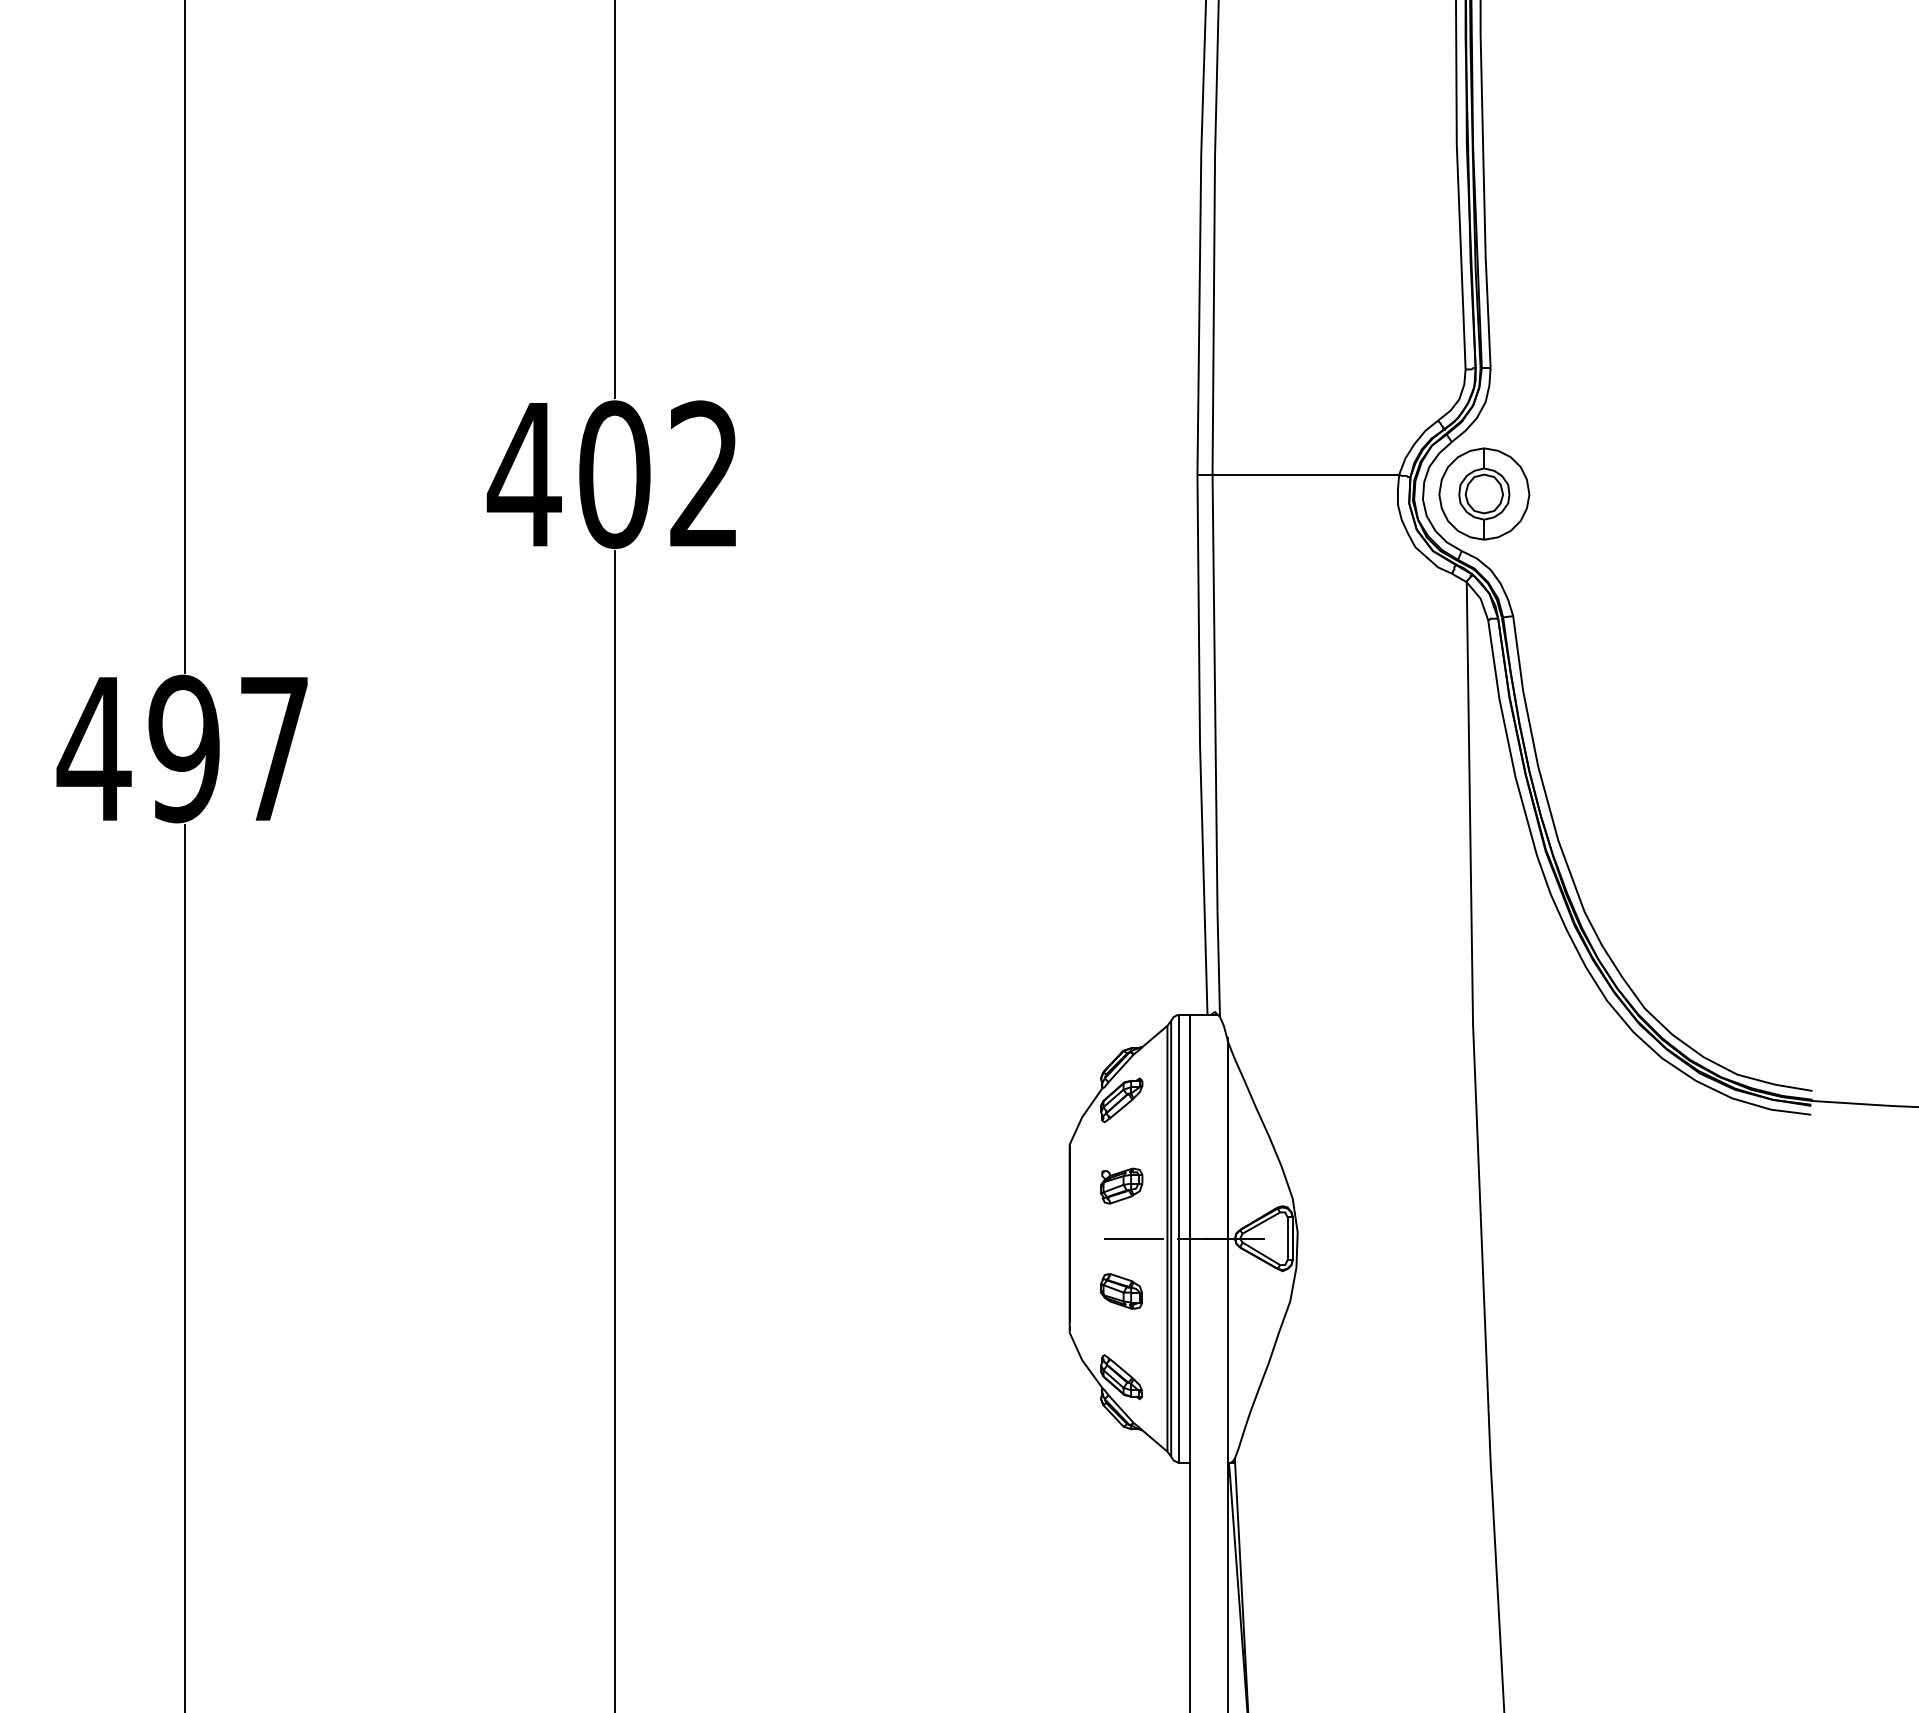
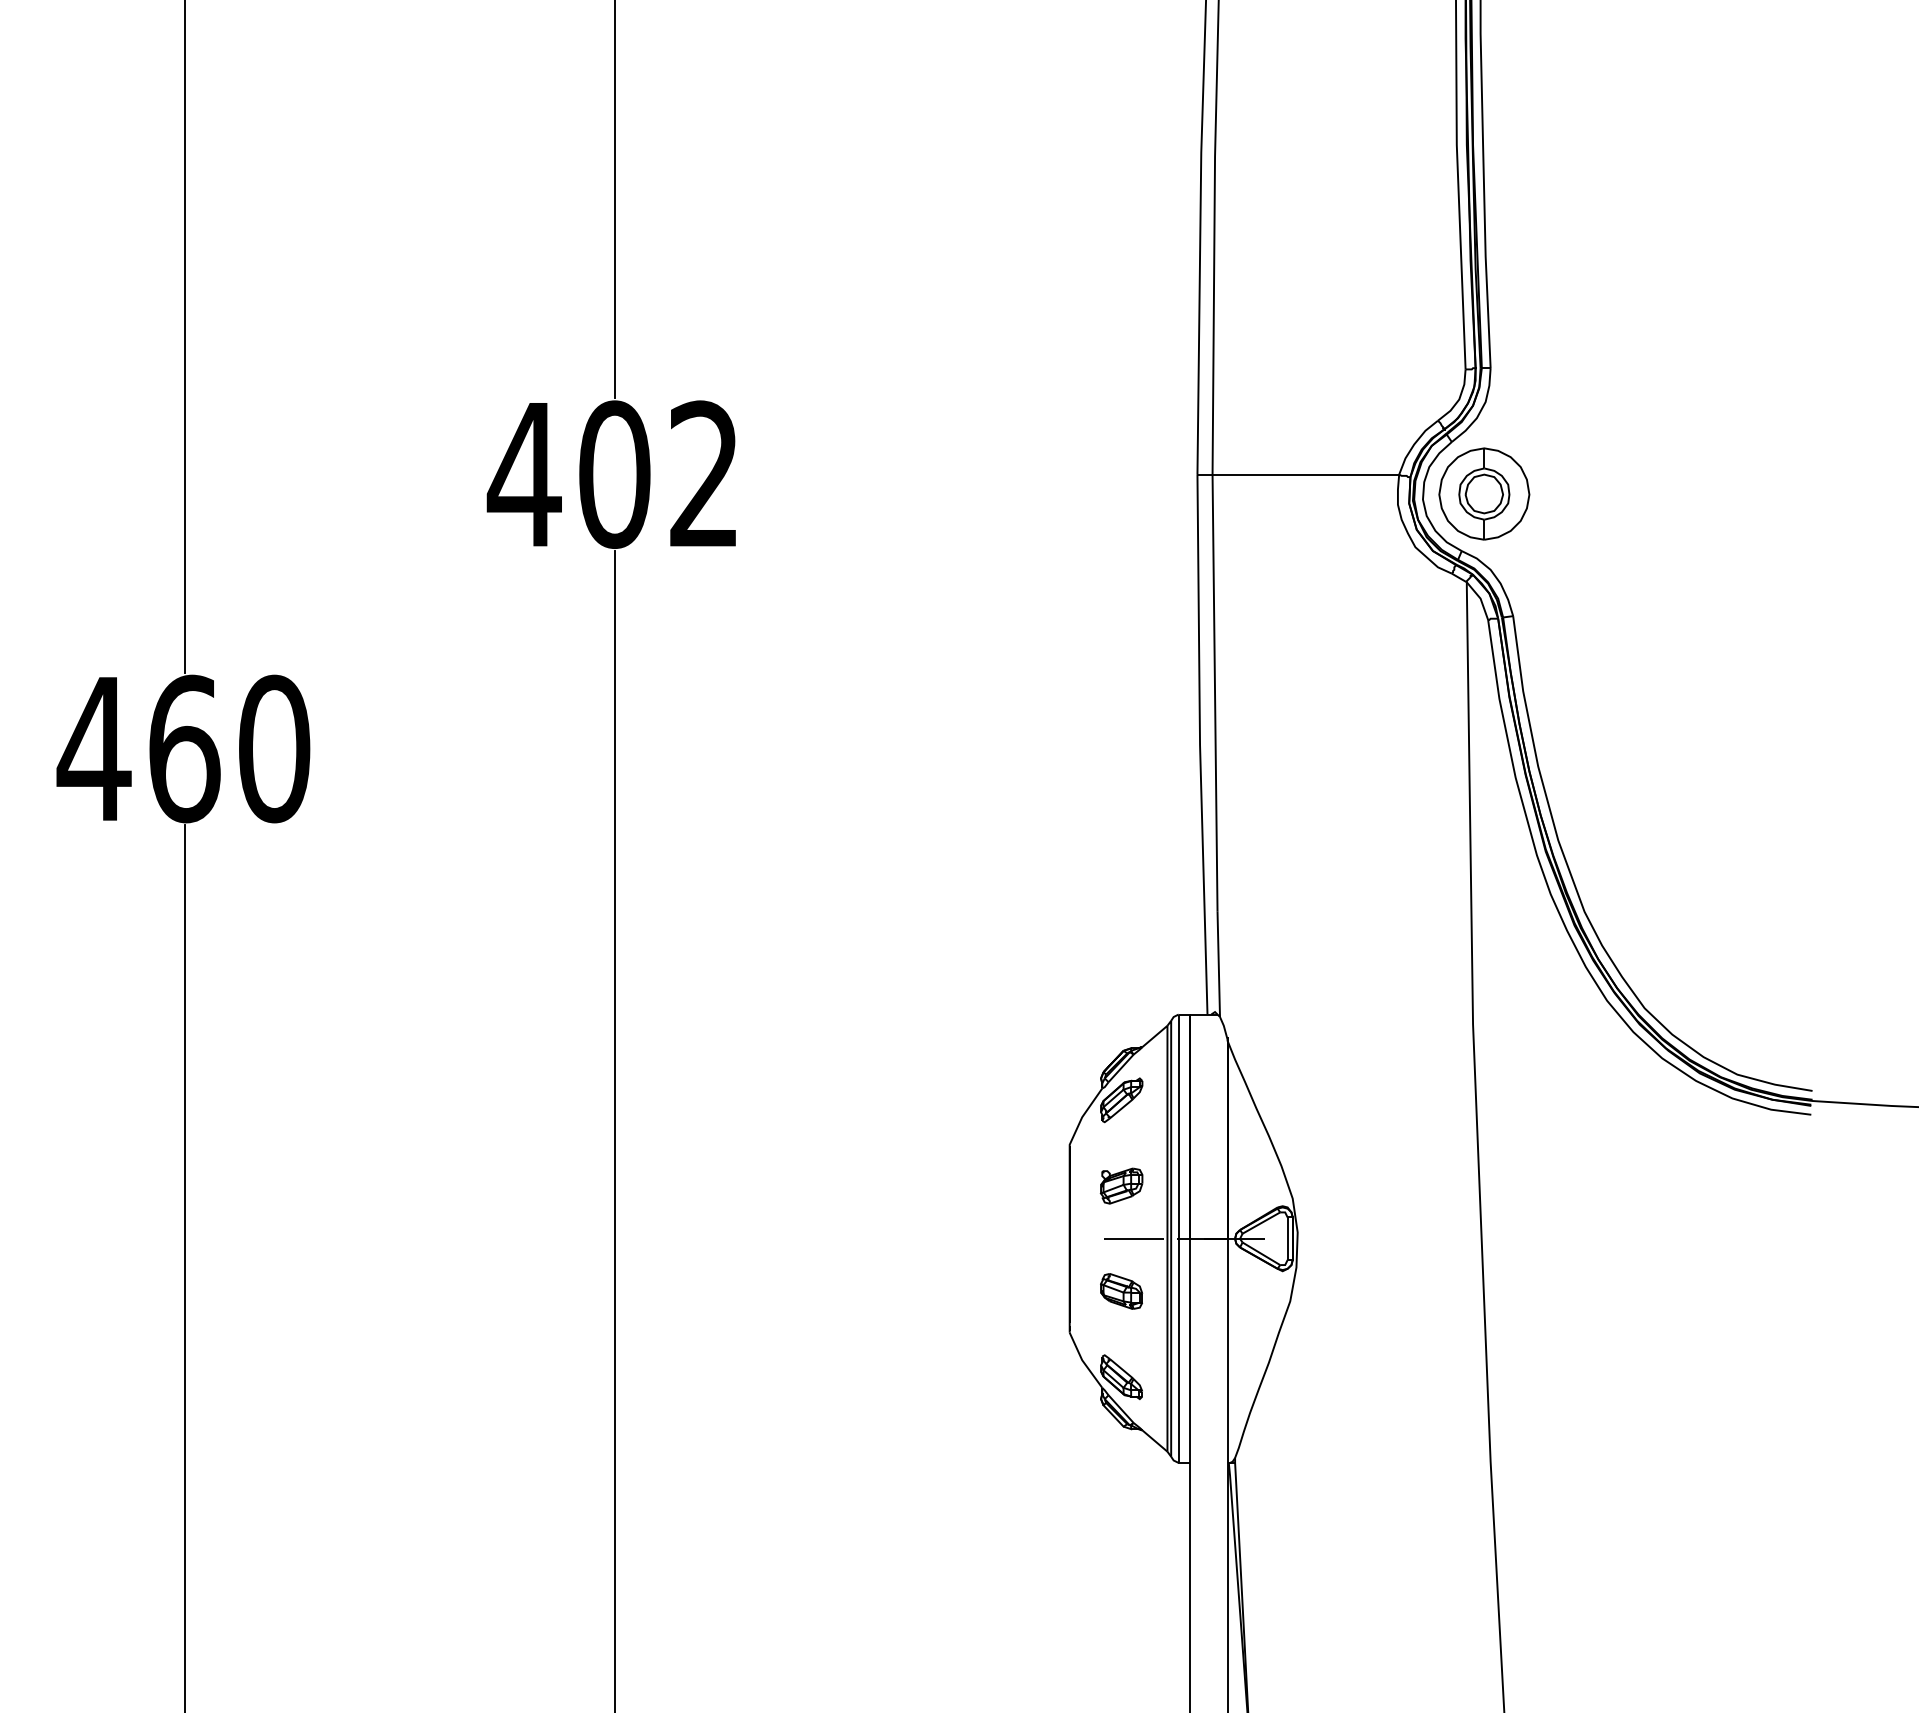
text: 497 -> 460 (229, 748)
